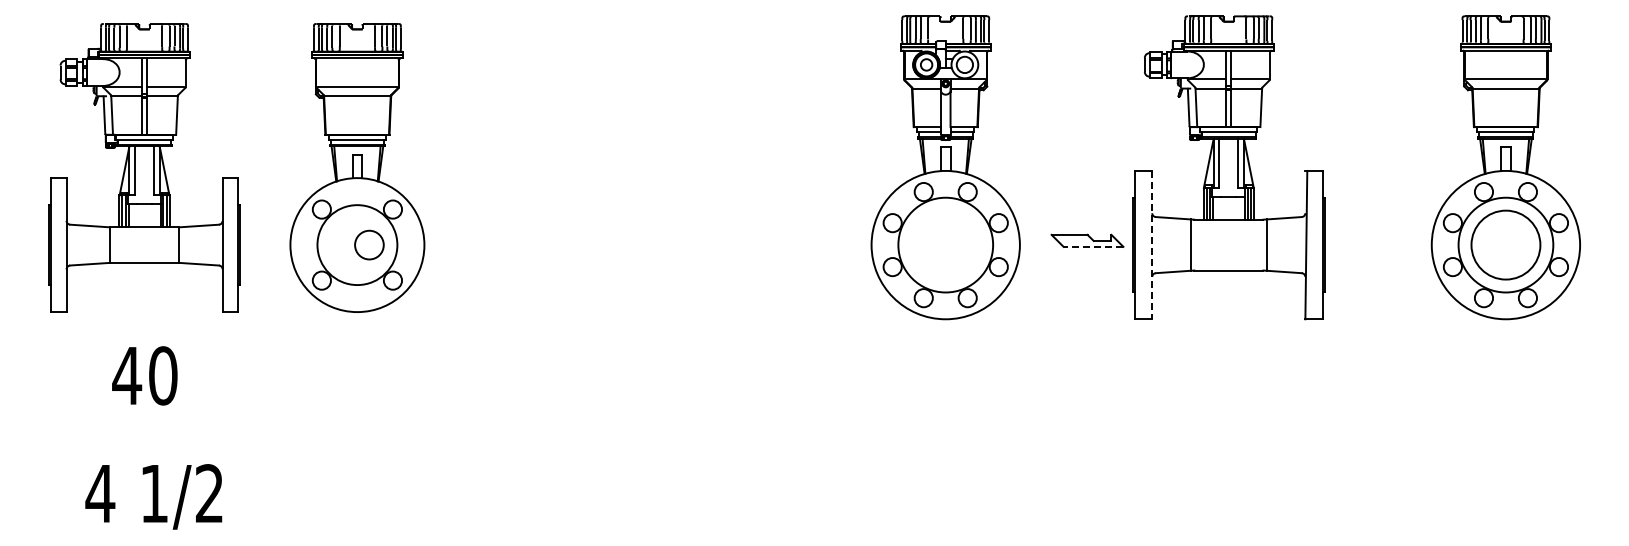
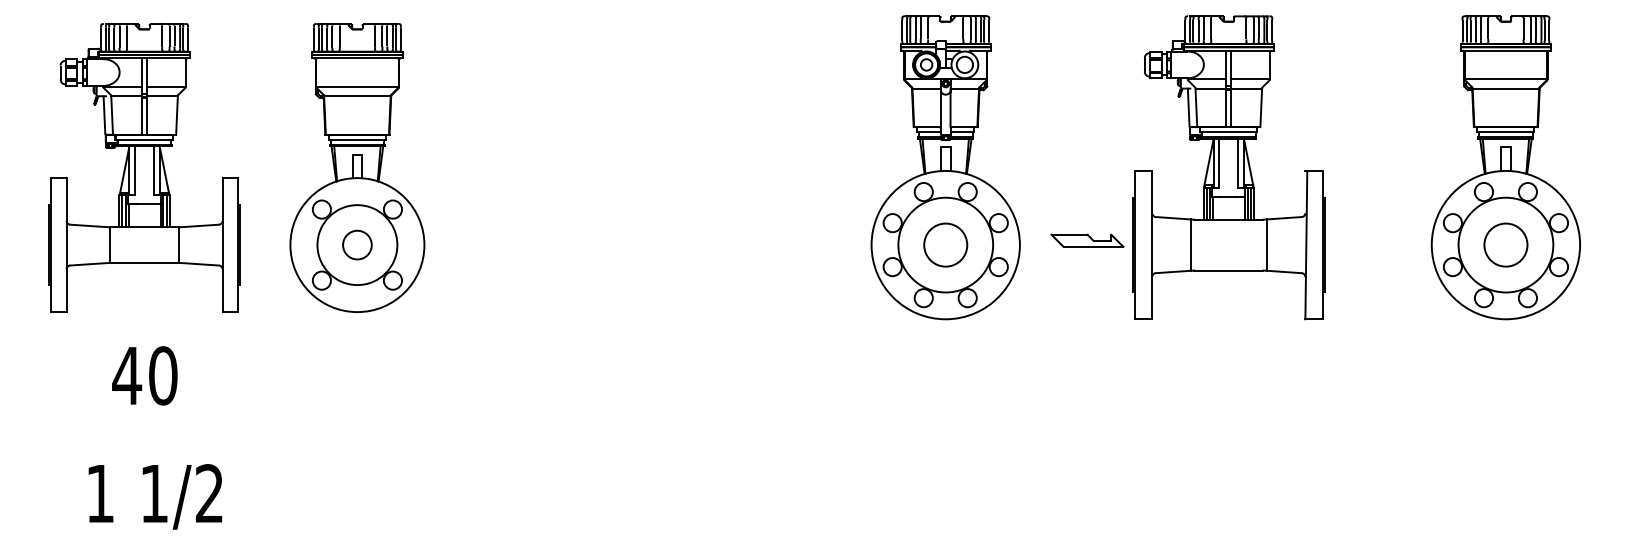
circle position: (369, 244) -> (357, 244) (357, 244)
circle: none -> present (945, 244)
circle diameter: 69 px -> 43 px (1505, 244)
line: dashed -> solid (1152, 245)
line: dashed -> solid (1093, 246)
text: 4 -> 1 (100, 493)
